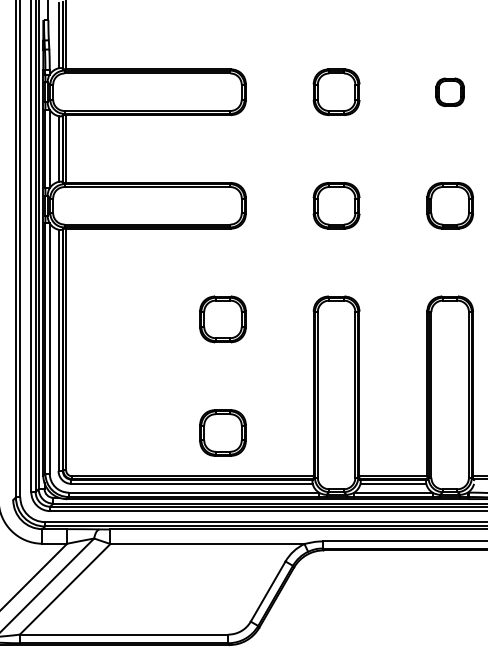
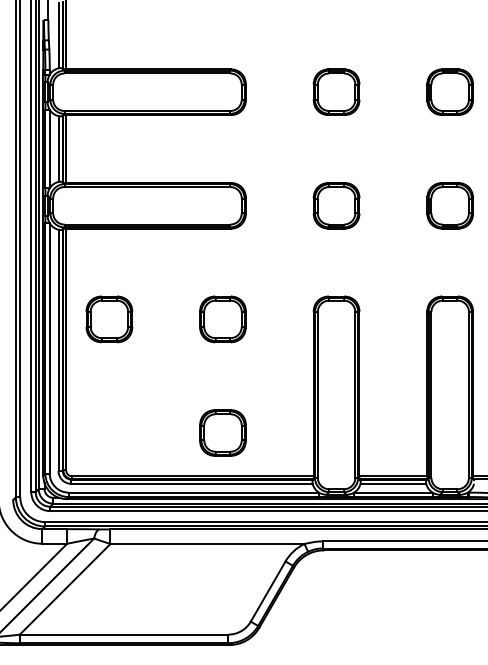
part size: 30x30 px -> 48x49 px (449, 92)
part: none -> present (109, 319)
